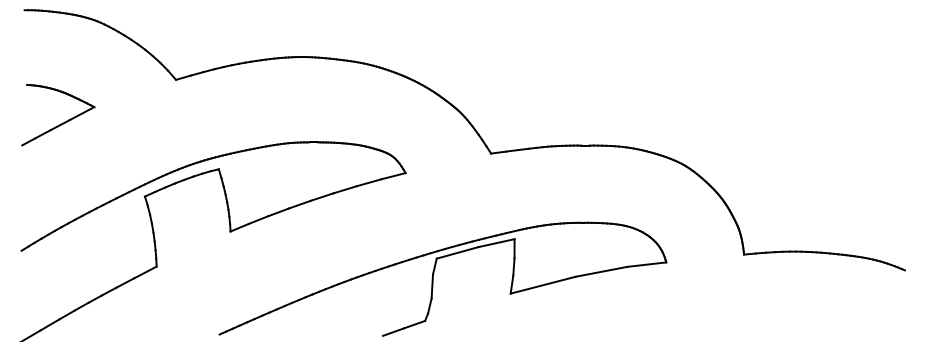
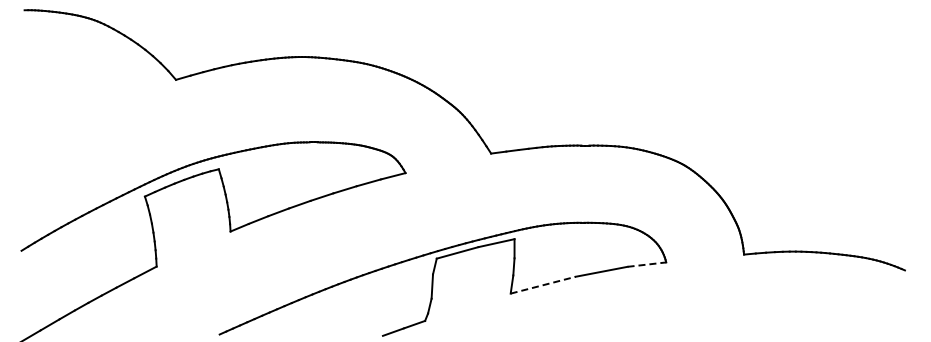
part: present -> none (62, 122)
line: solid -> dashed (647, 264)
line: solid -> dashed (543, 285)
